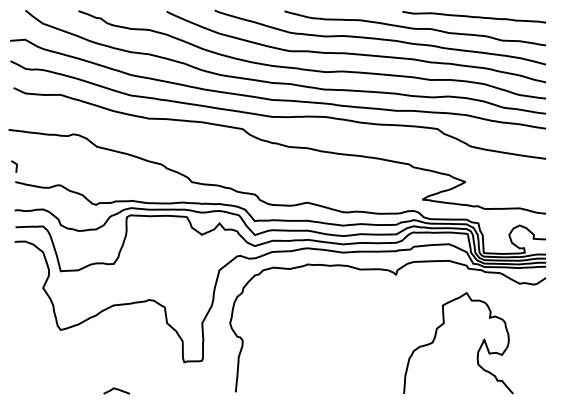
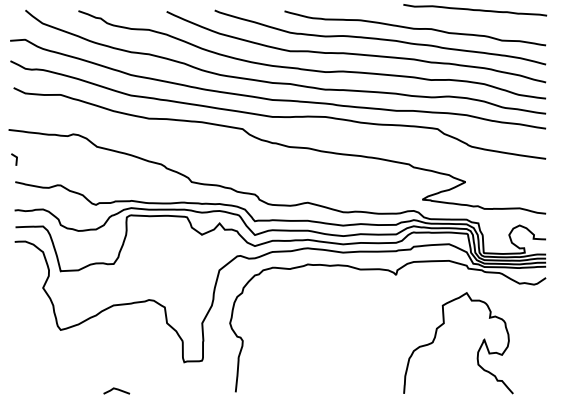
curve position: (474, 17) -> (475, 10) (475, 10)
line position: (15, 167) -> (15, 160) (15, 160)
